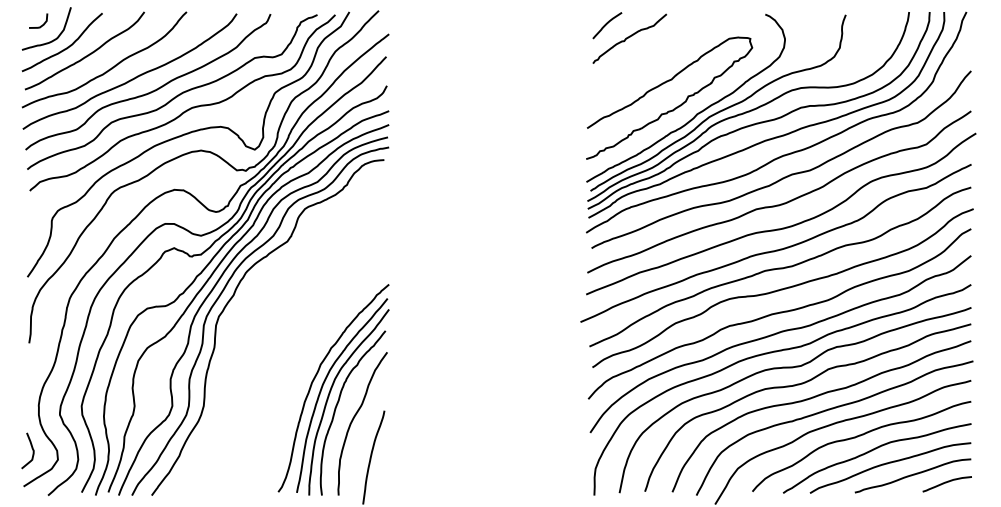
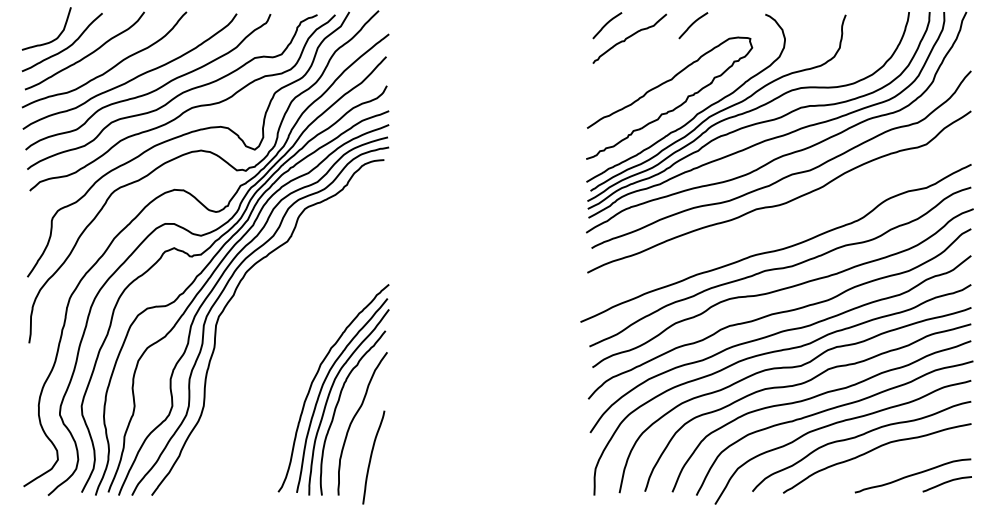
curve: none -> present (693, 24)
curve: present -> none (40, 25)
curve: present -> none (786, 226)
curve: present -> none (31, 448)
curve: present -> none (890, 463)
